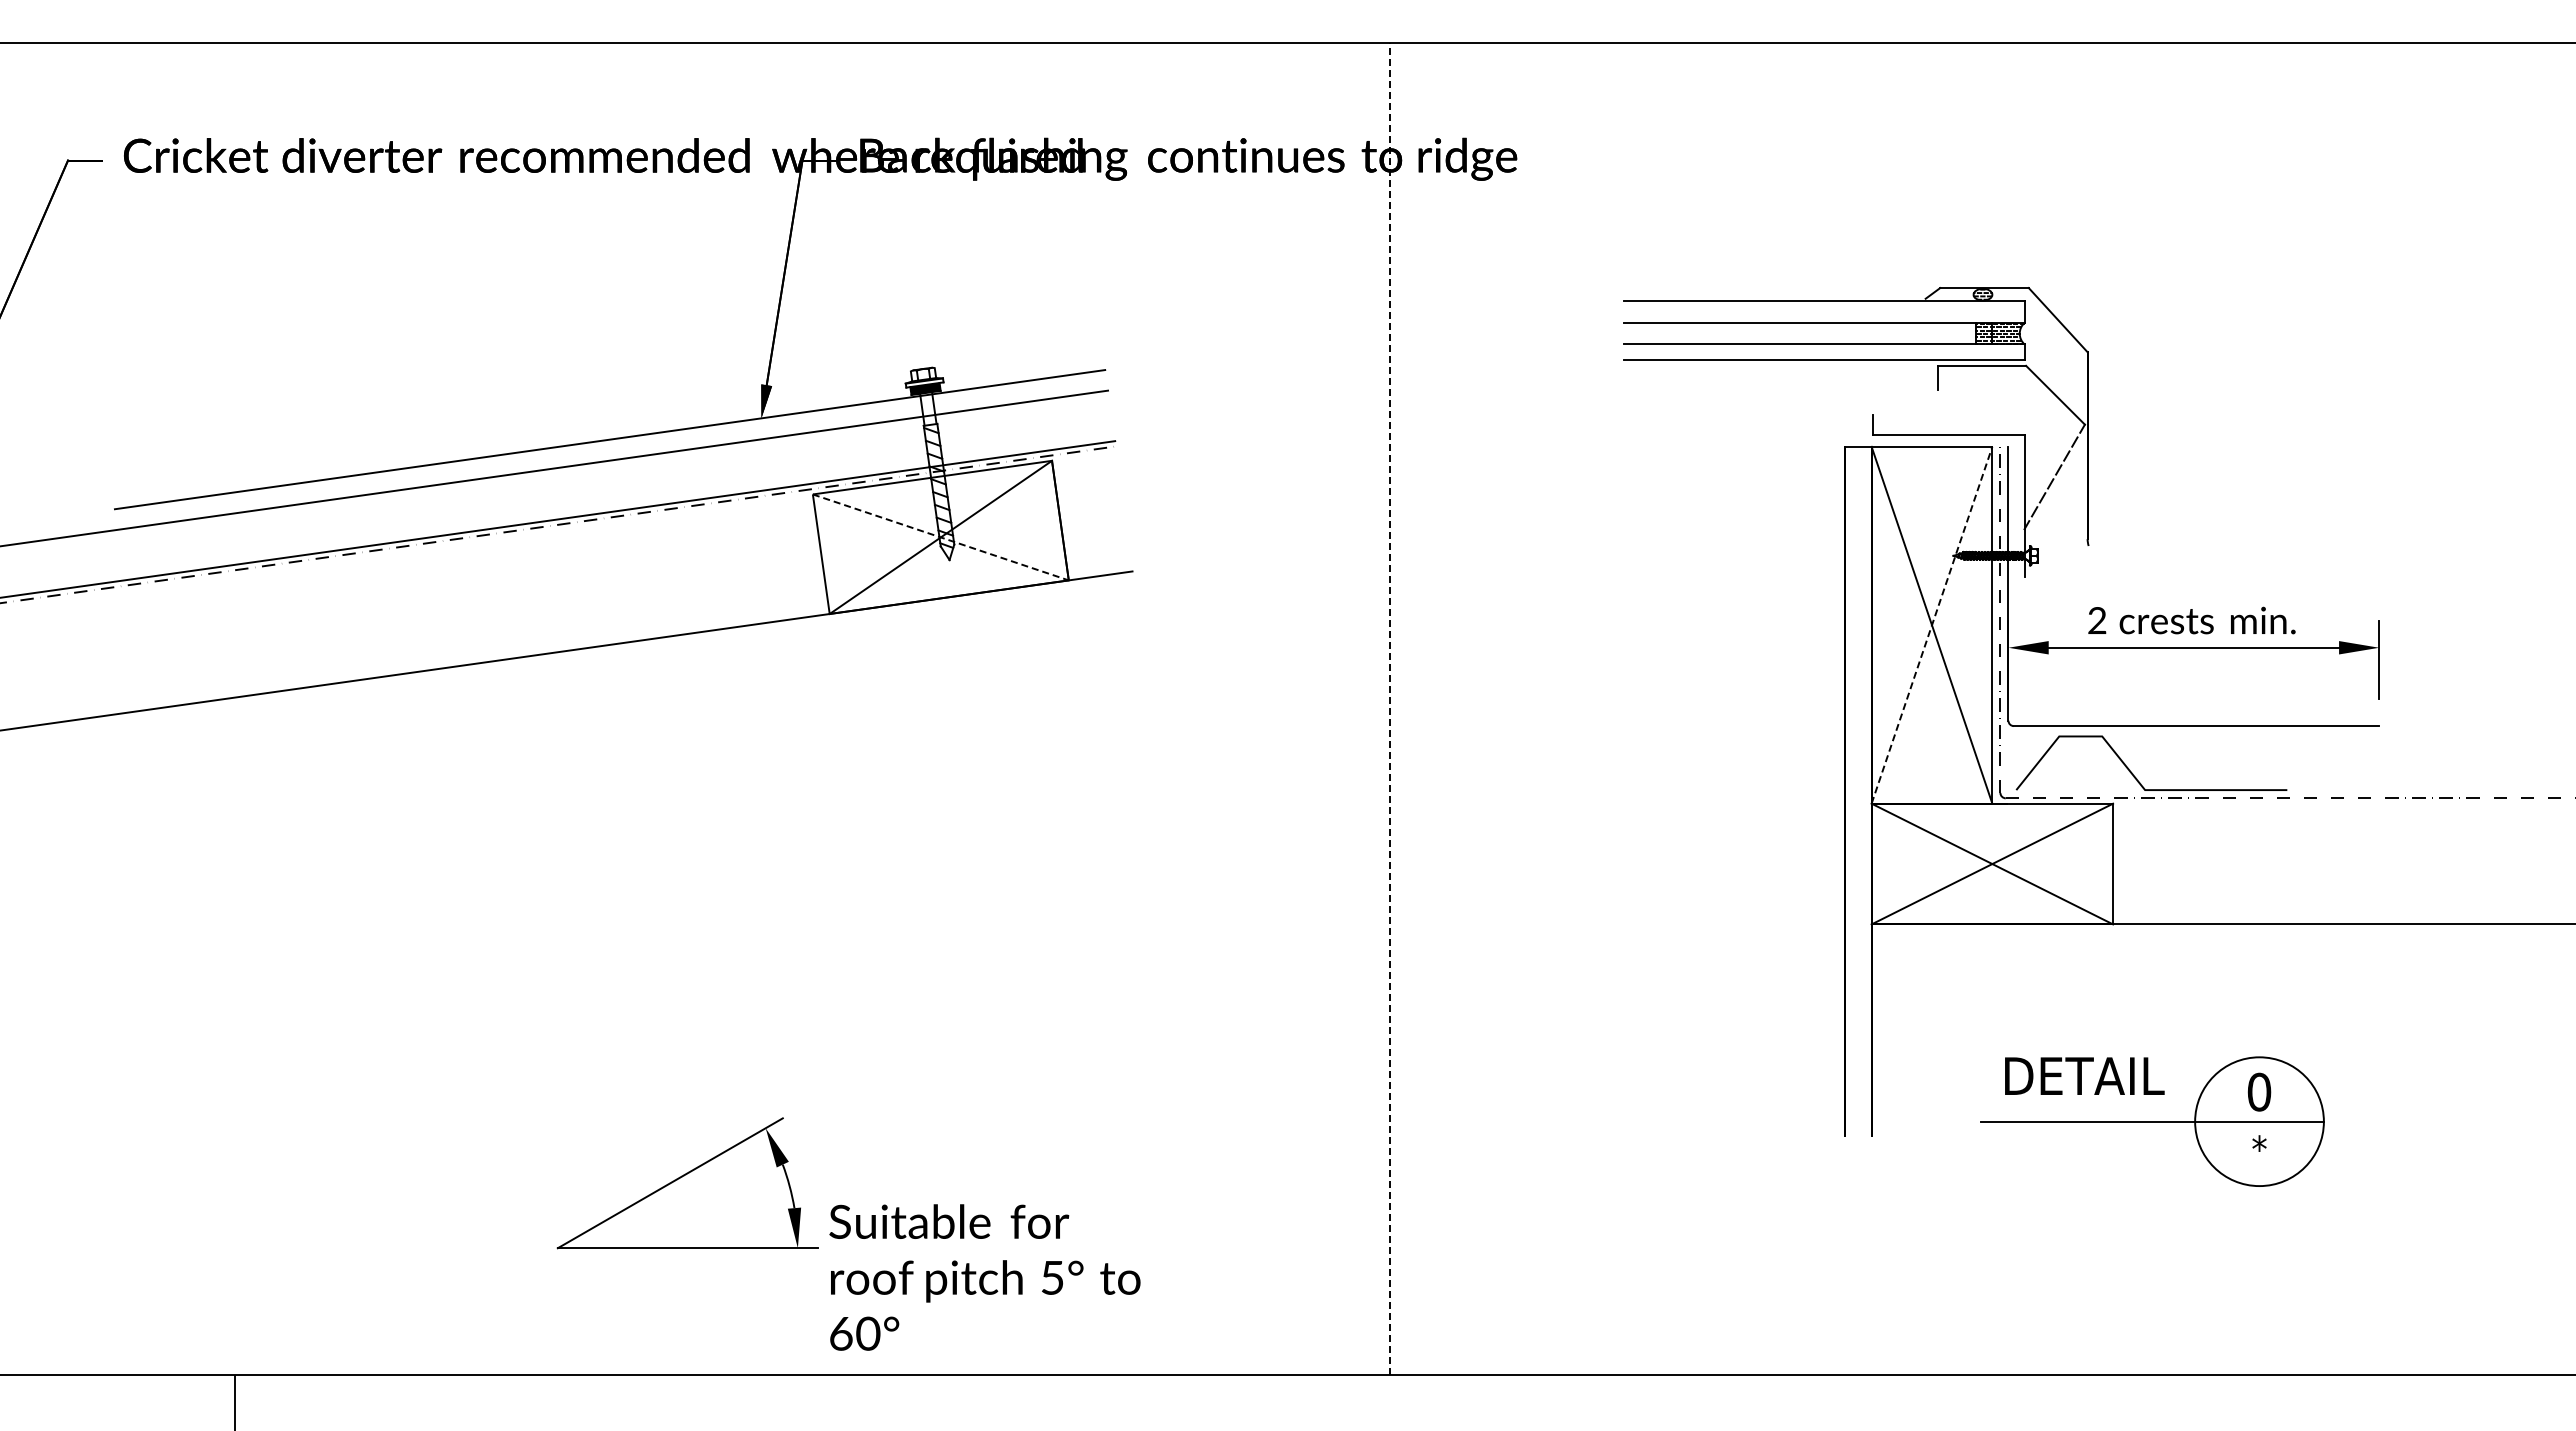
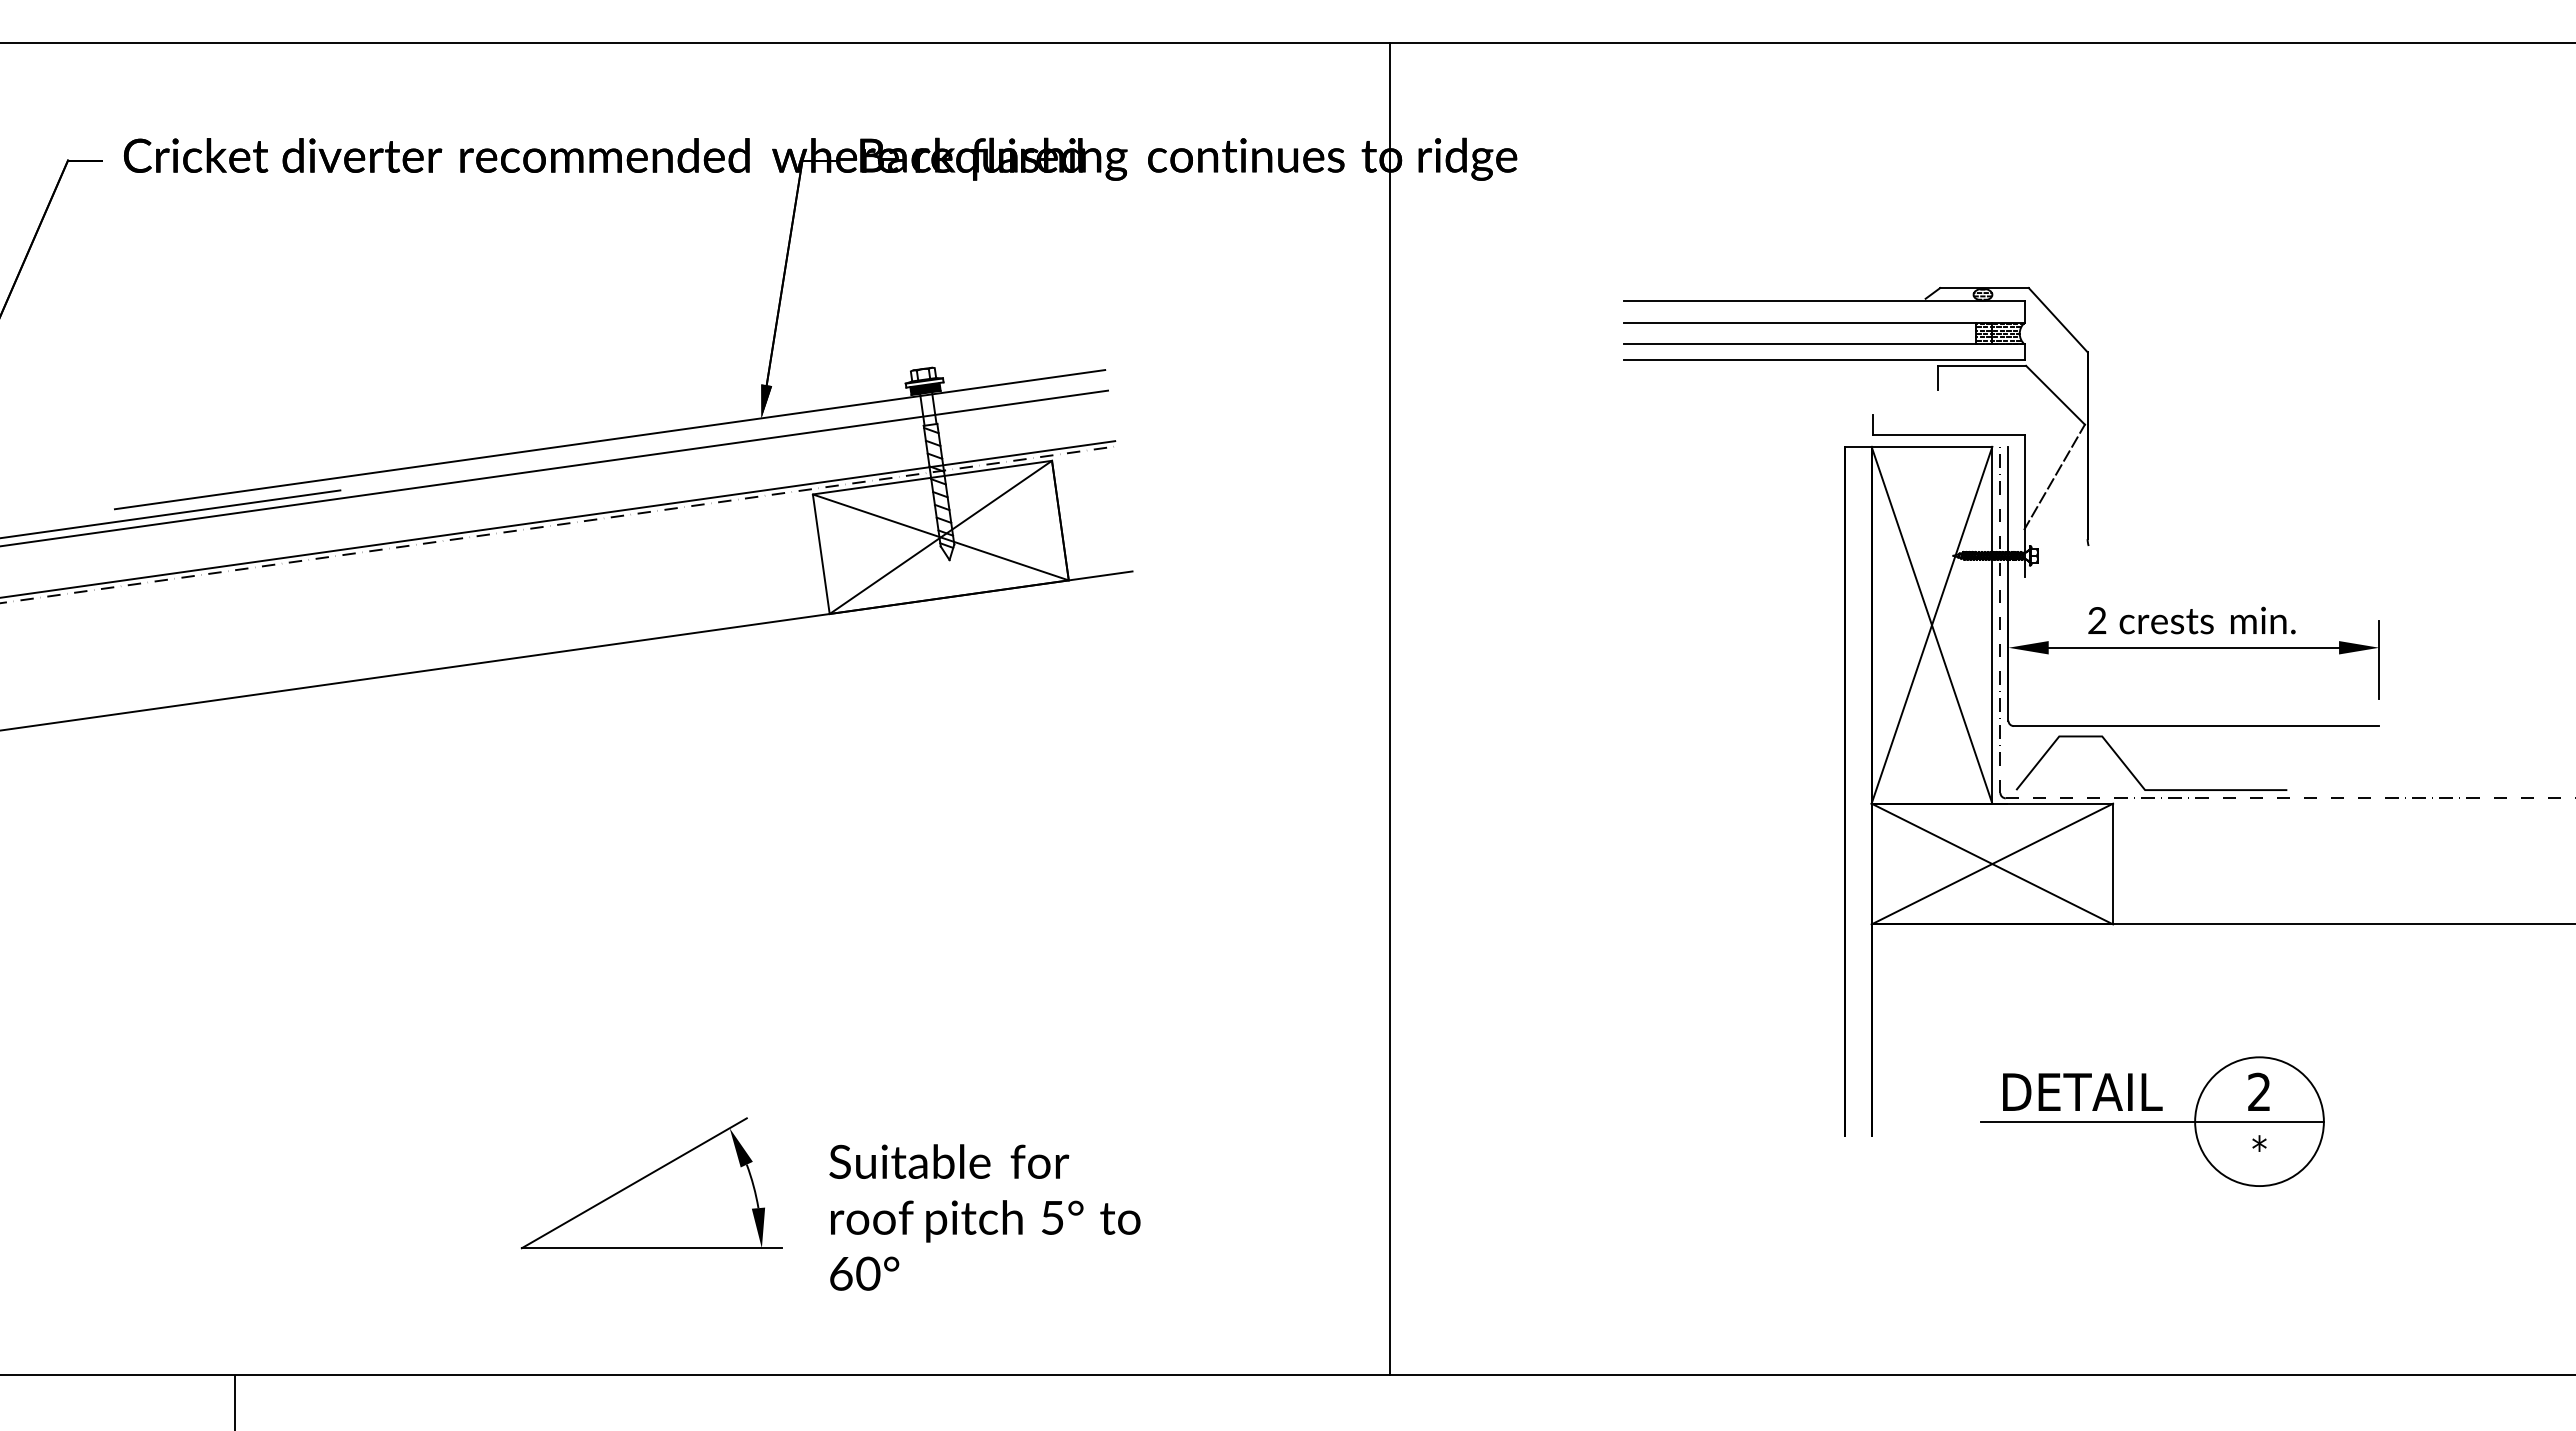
line: none -> present (171, 513)
line: dashed -> solid (940, 537)
line: dashed -> solid (1932, 624)
line: dashed -> solid (1389, 708)
text position: (2084, 1075) -> (2082, 1091) (2082, 1091)
text: 0 -> 2 (2259, 1091)
part position: (687, 1183) -> (651, 1183) (651, 1183)
text position: (984, 1277) -> (984, 1217) (984, 1217)
